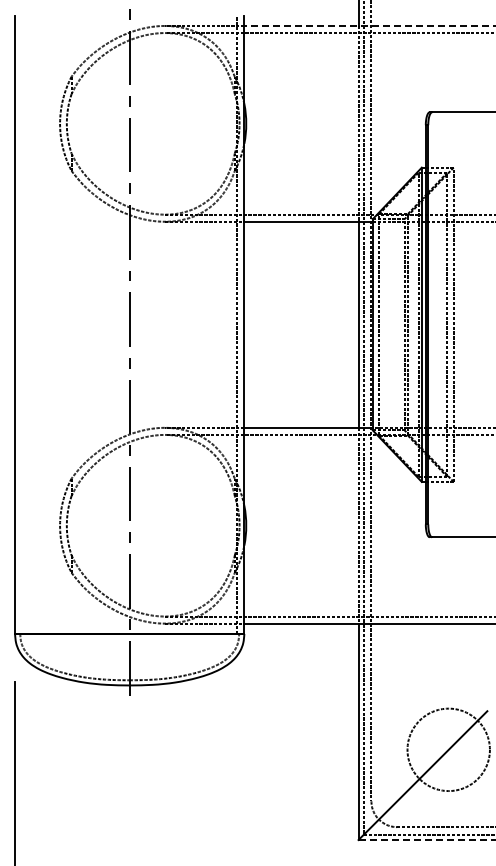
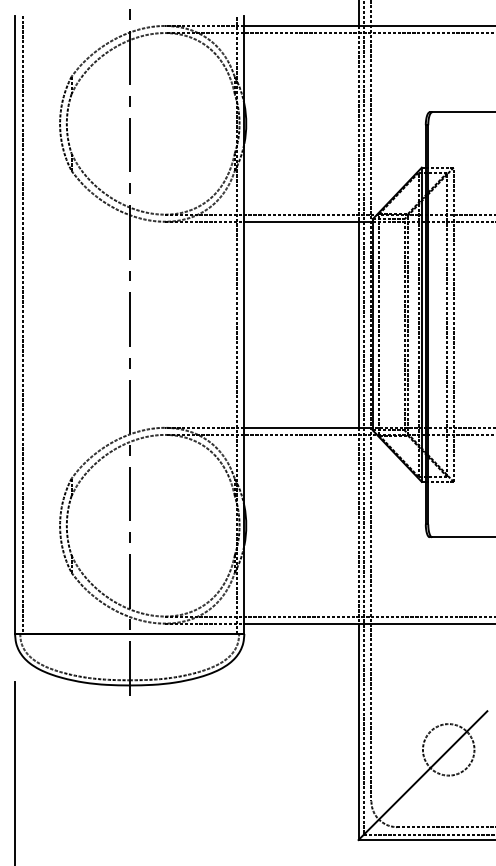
line: dashed -> solid (369, 25)
line: none -> present (22, 324)
circle diameter: 82 px -> 52 px (448, 749)
line: dashed -> solid (427, 840)
